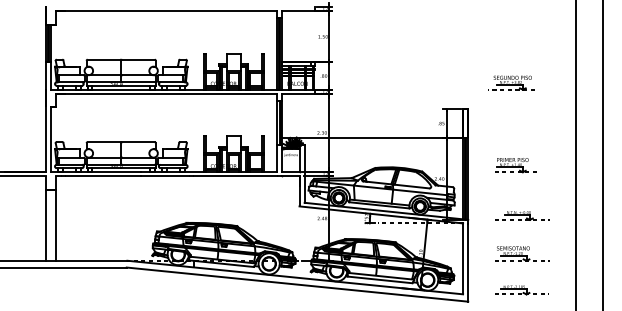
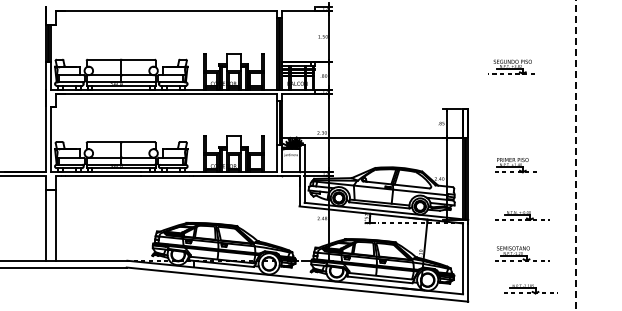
part position: (511, 82) -> (511, 66) (511, 66)
line: present -> none (603, 154)
line: solid -> dashed (576, 155)
part position: (521, 290) -> (530, 289) (530, 289)
